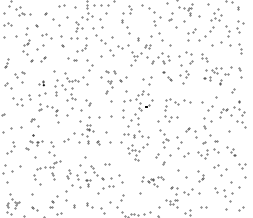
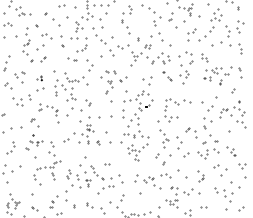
part size: 6x11 px -> 8x17 px (6, 63)
part position: (42, 88) -> (40, 83) (40, 83)
part size: 24x12 px -> 38x17 px (152, 181)
